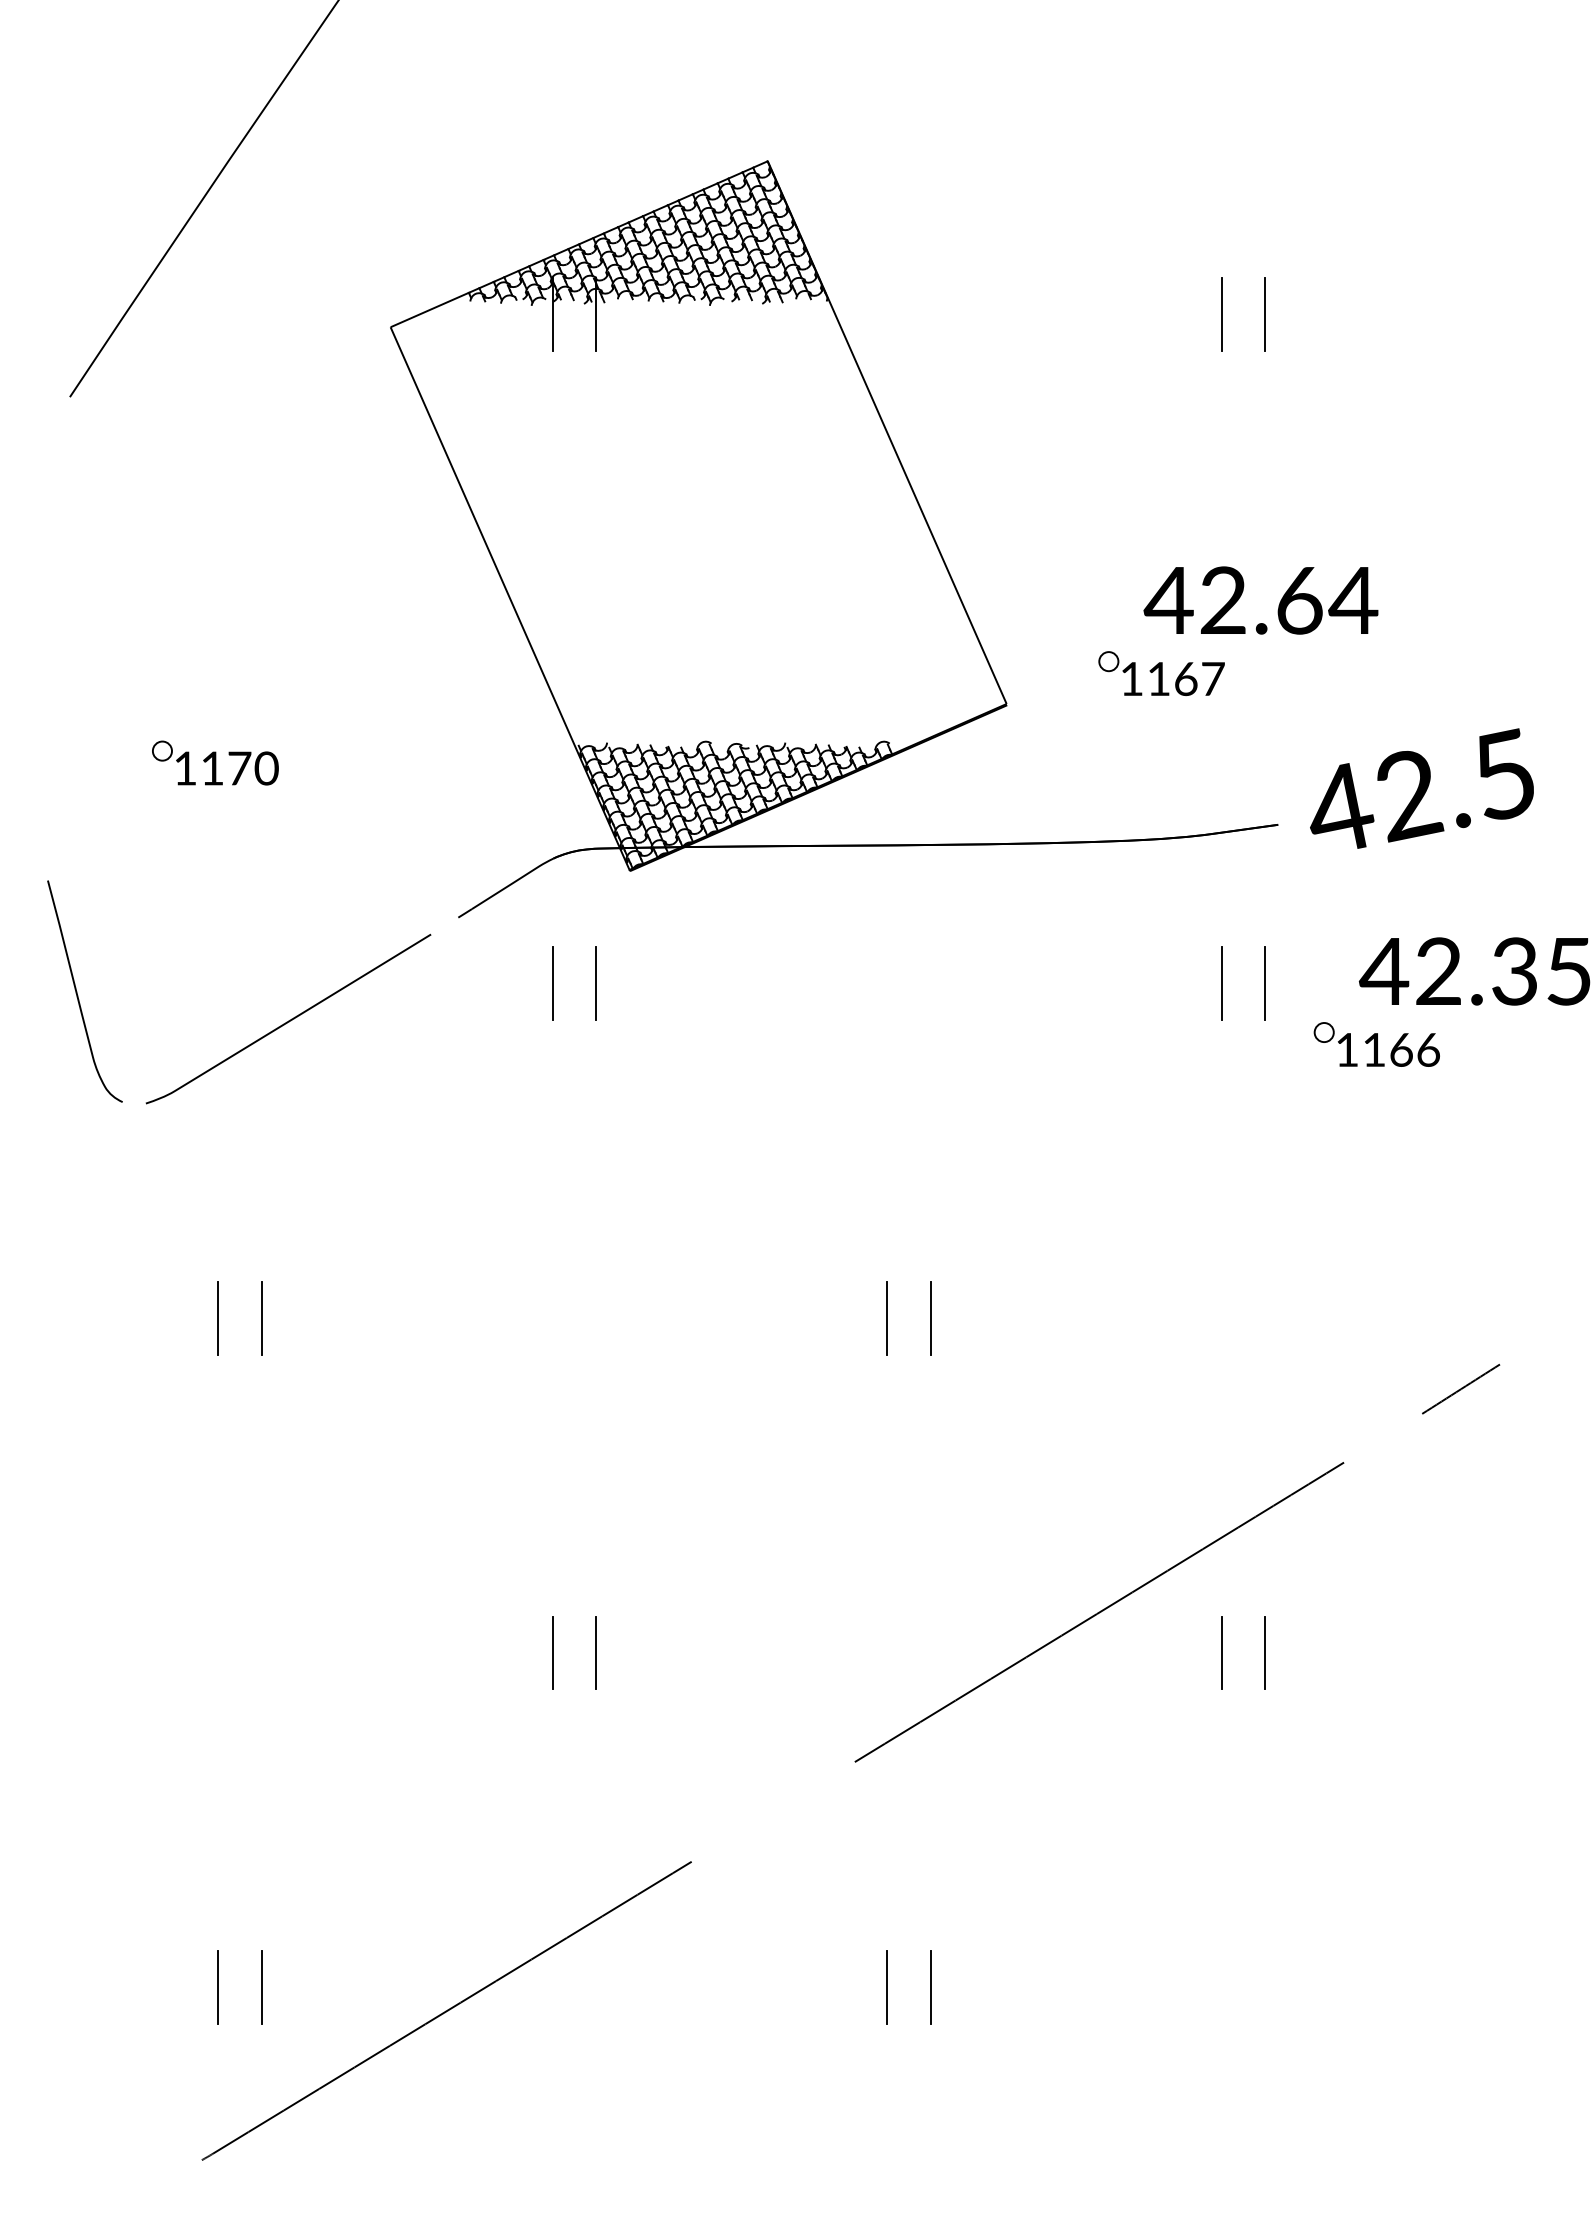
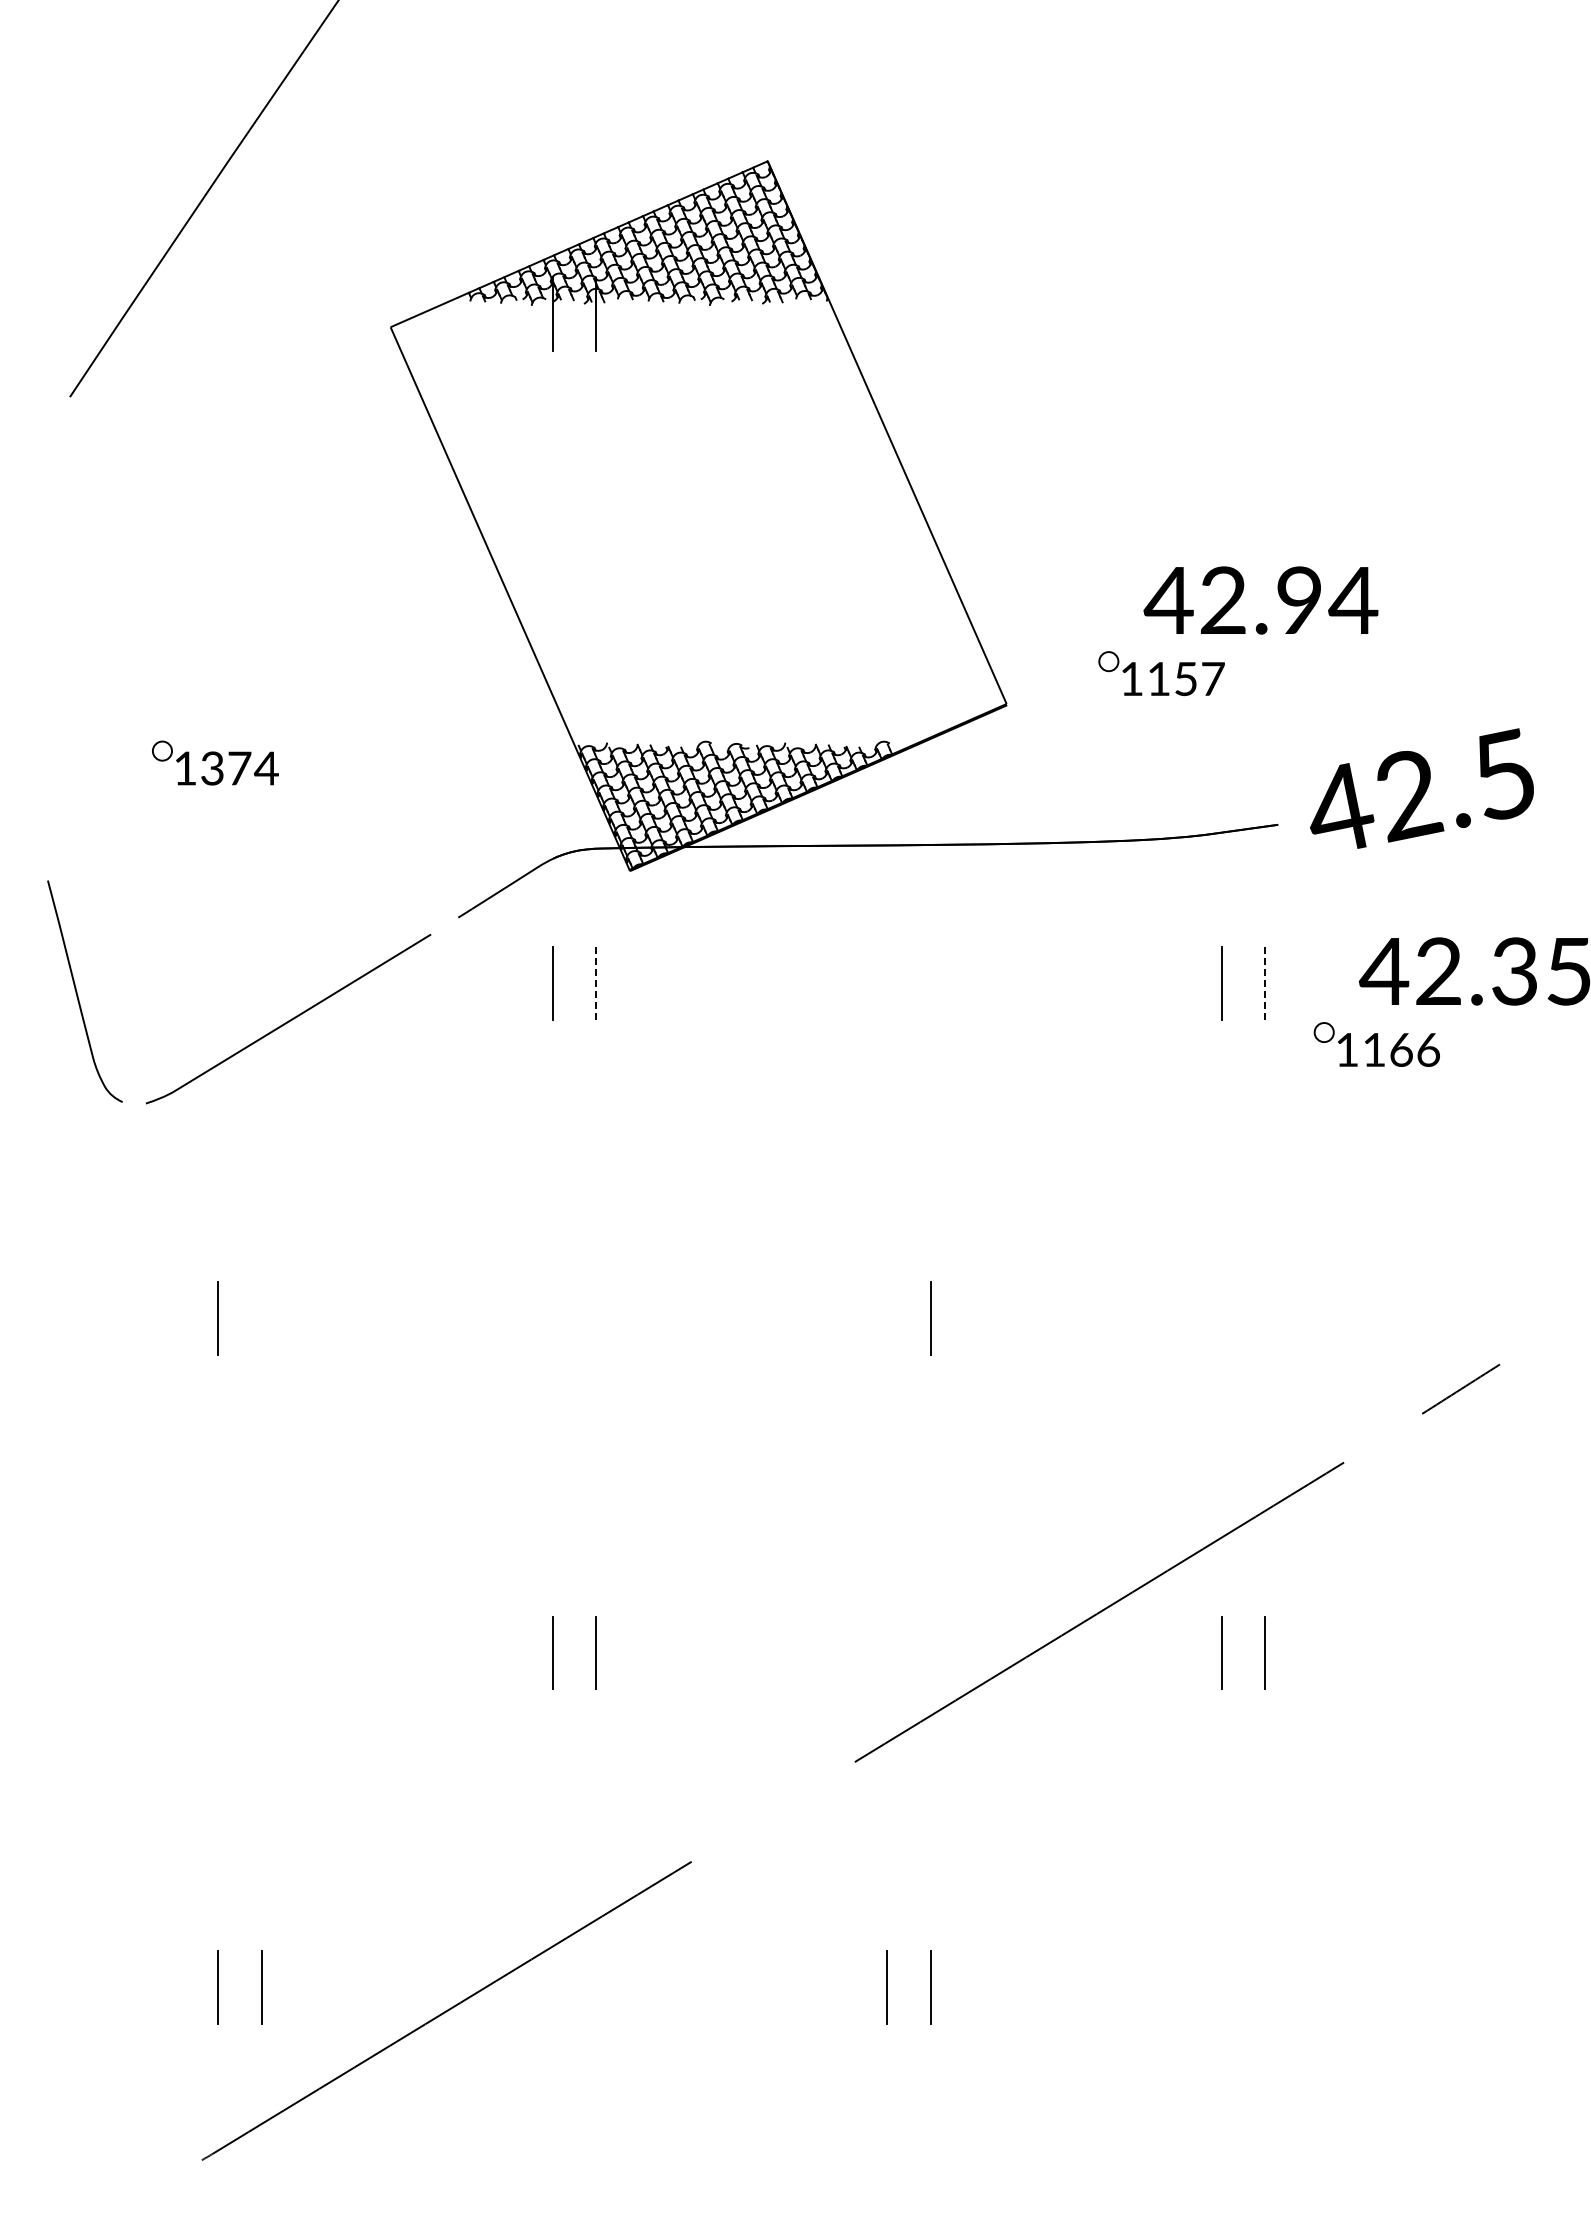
line: present -> none (1221, 314)
line: present -> none (1265, 314)
text: 42.64 -> 42.94 (1299, 600)
text: 1167 -> 1157 (1186, 679)
text: 1170 -> 1374 (239, 768)
line: solid -> dashed (596, 984)
line: solid -> dashed (1265, 984)
line: present -> none (261, 1317)
line: present -> none (887, 1317)
